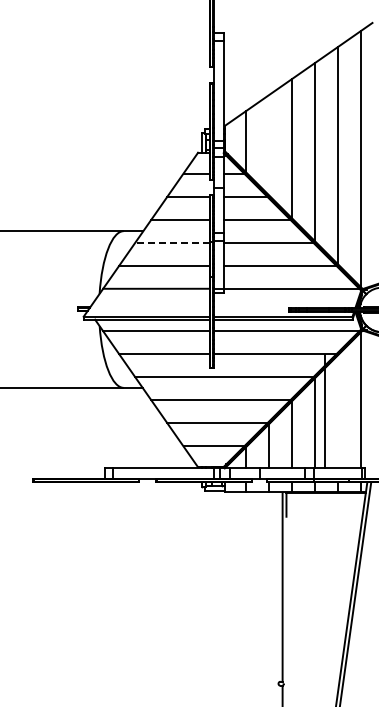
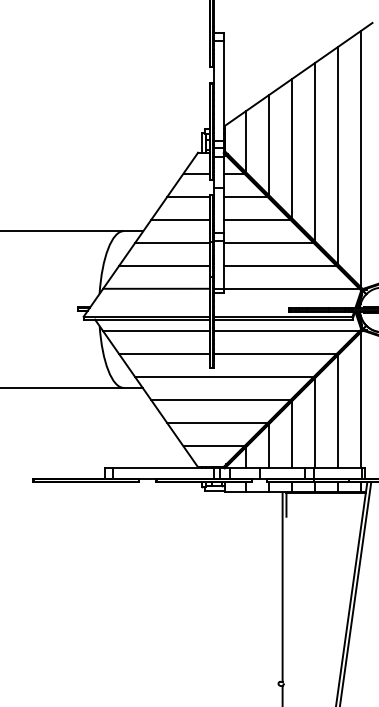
line: none -> present (268, 145)
line: dashed -> solid (172, 242)
line position: (324, 411) -> (337, 411) (337, 411)
